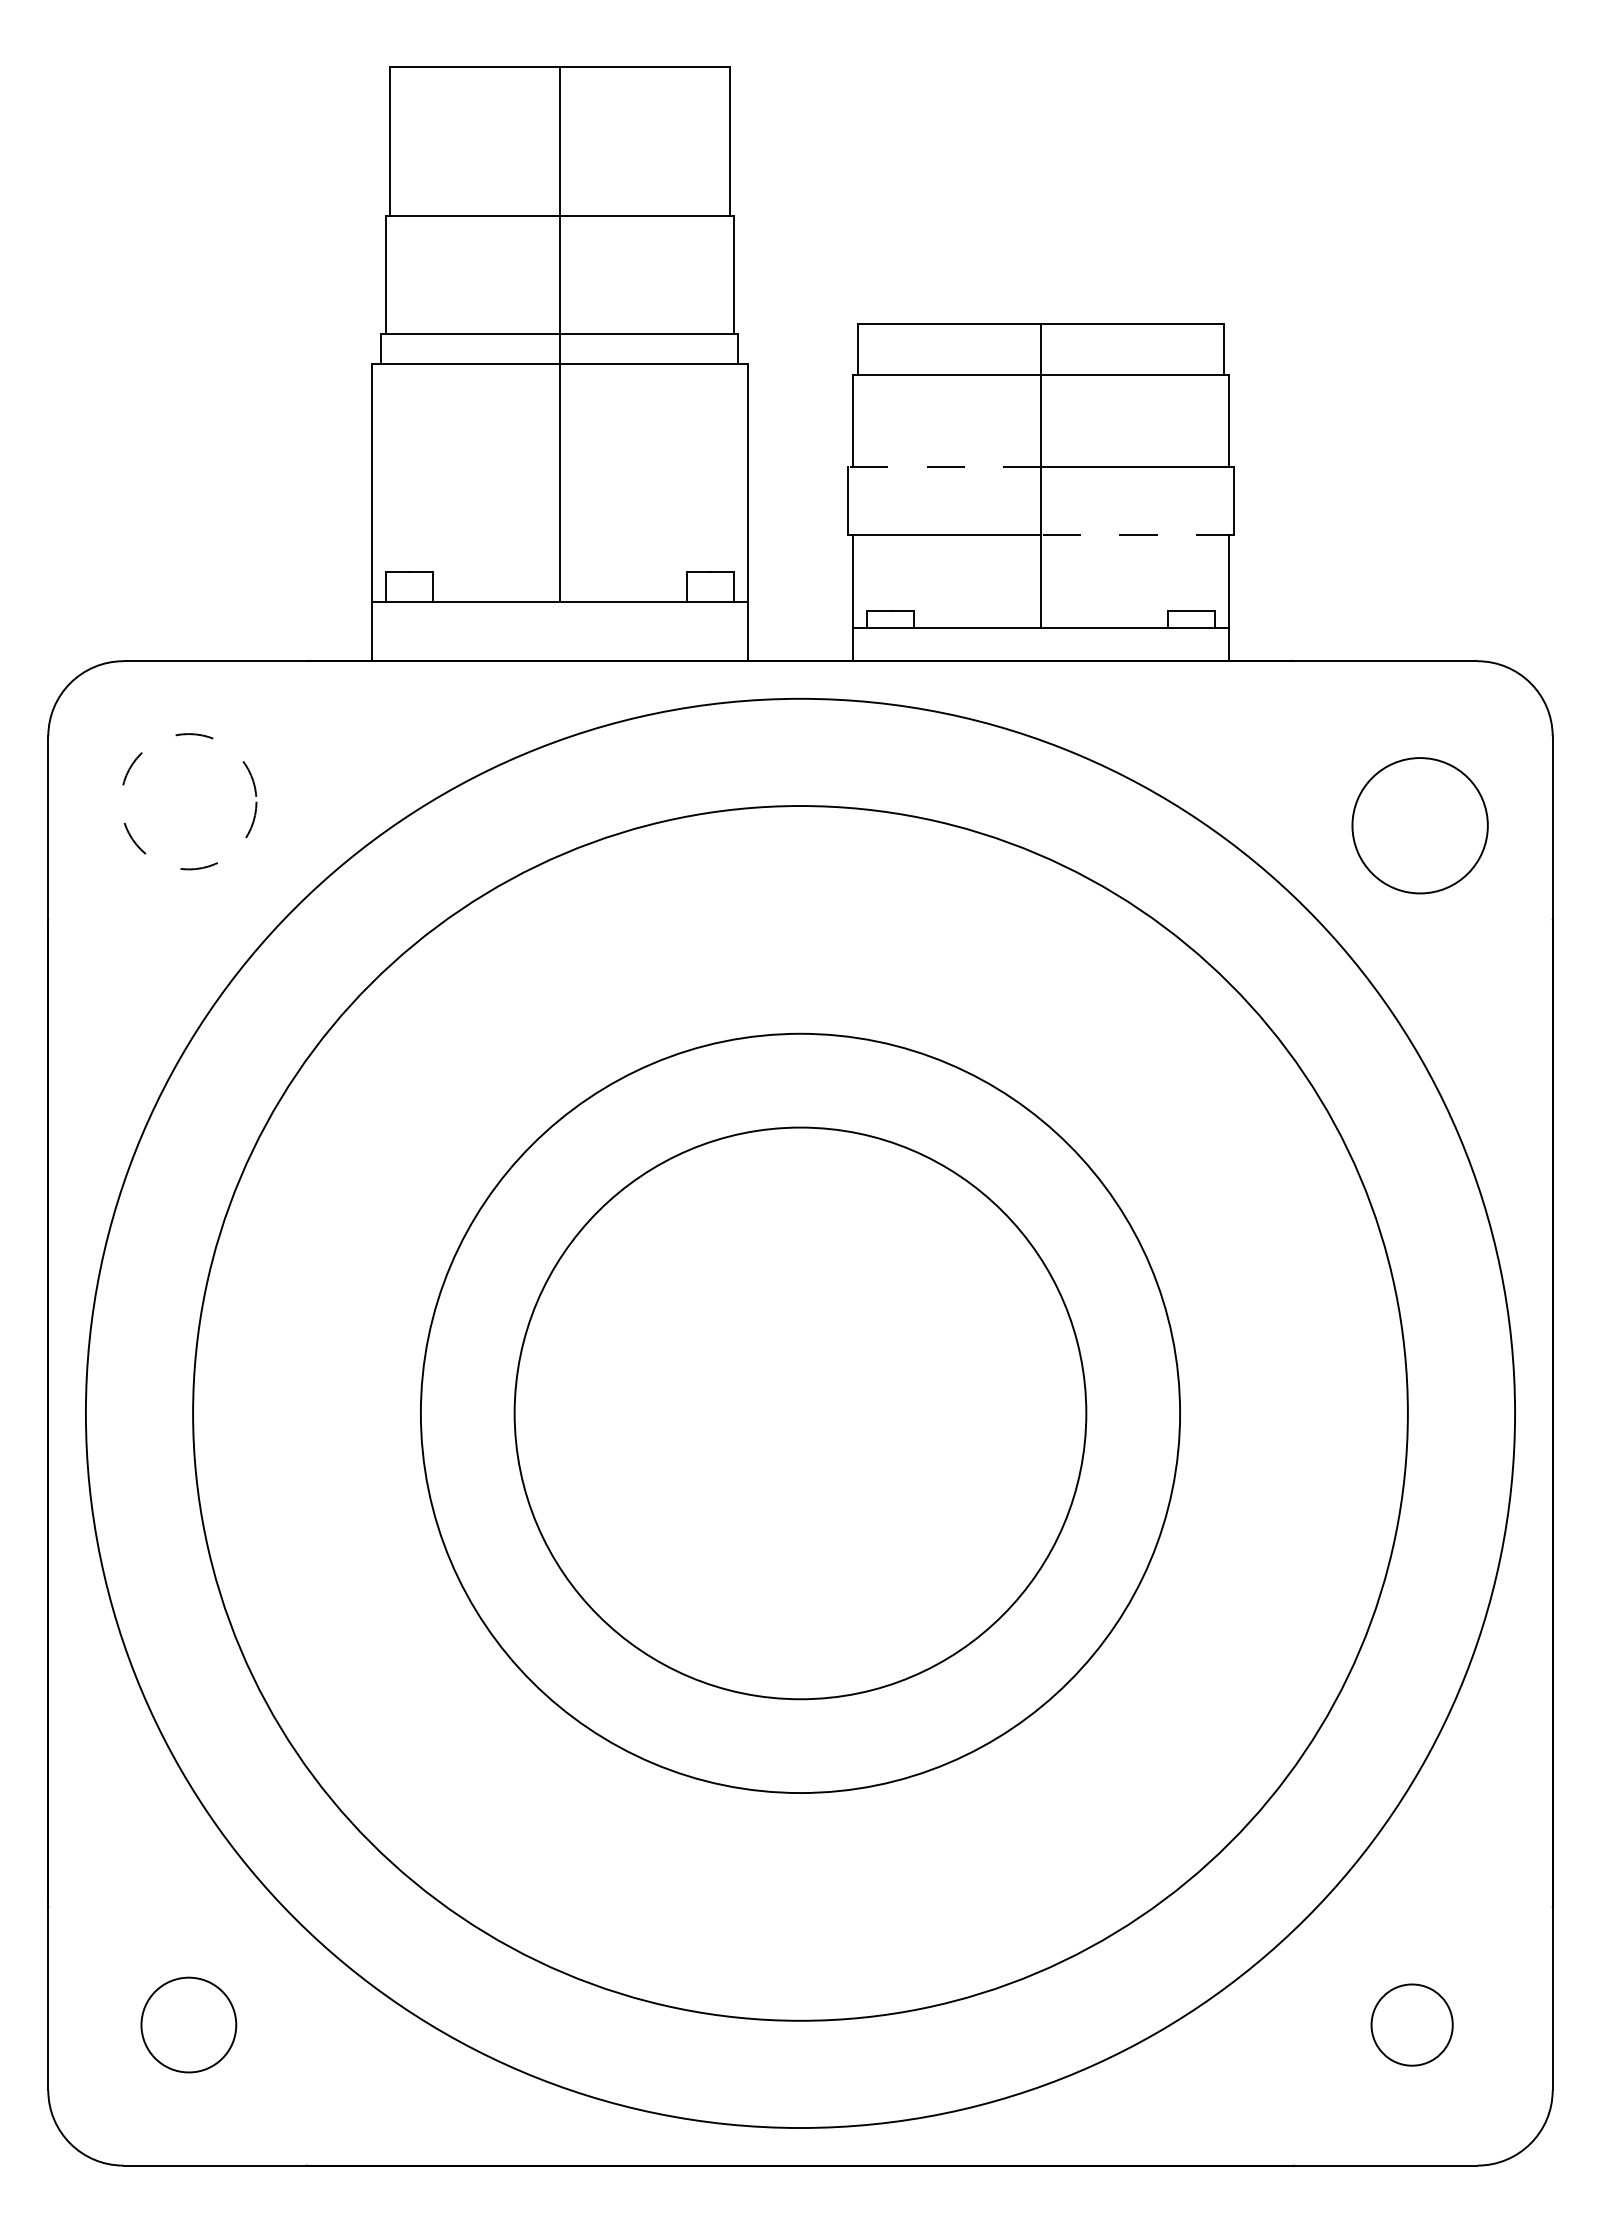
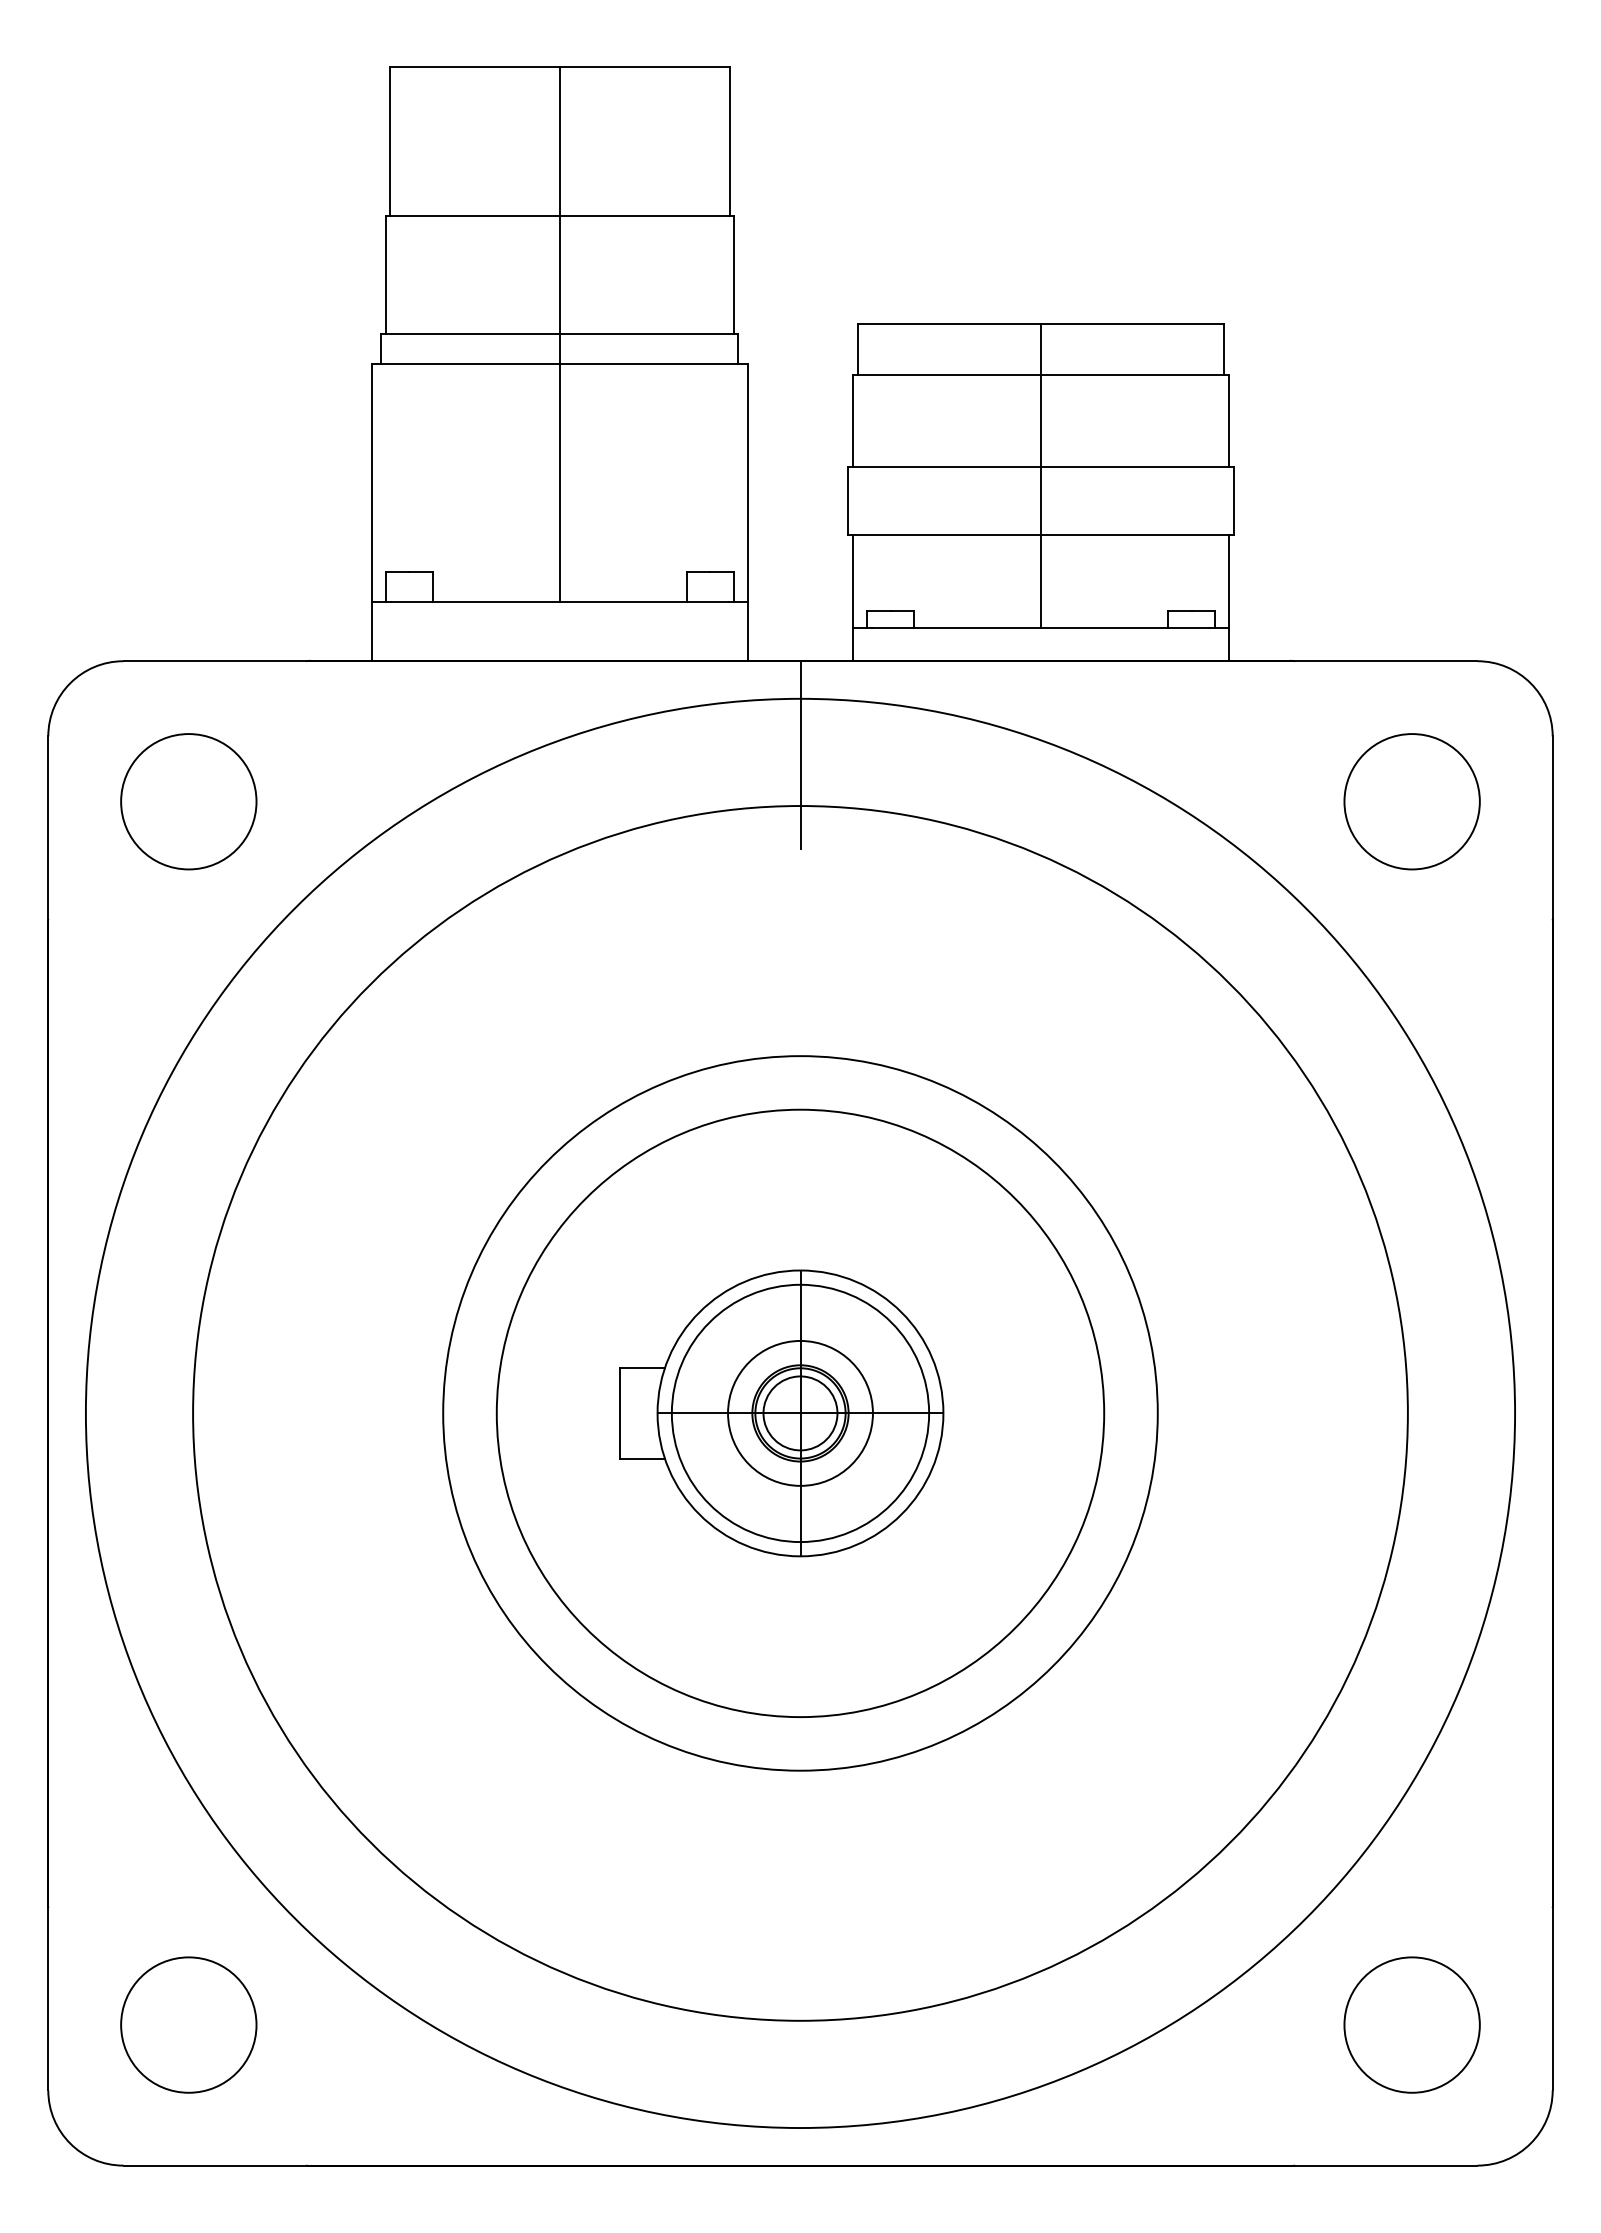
line: dashed -> solid (944, 467)
line: dashed -> solid (1137, 534)
line: none -> present (800, 754)
circle: dashed -> solid (188, 801)
circle position: (1419, 825) -> (1411, 801) (1411, 801)
part: none -> present (781, 1413)
circle diameter: 572 px -> 715 px (800, 1413)
circle diameter: 759 px -> 607 px (800, 1413)
circle size: 98x98 px -> 138x138 px (188, 2024)
circle diameter: 81 px -> 135 px (1411, 2024)
